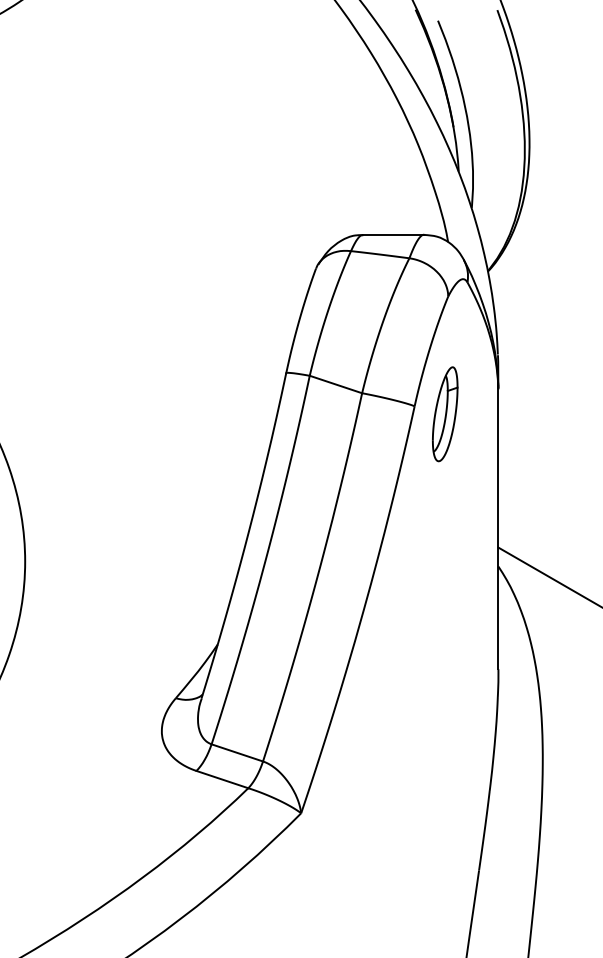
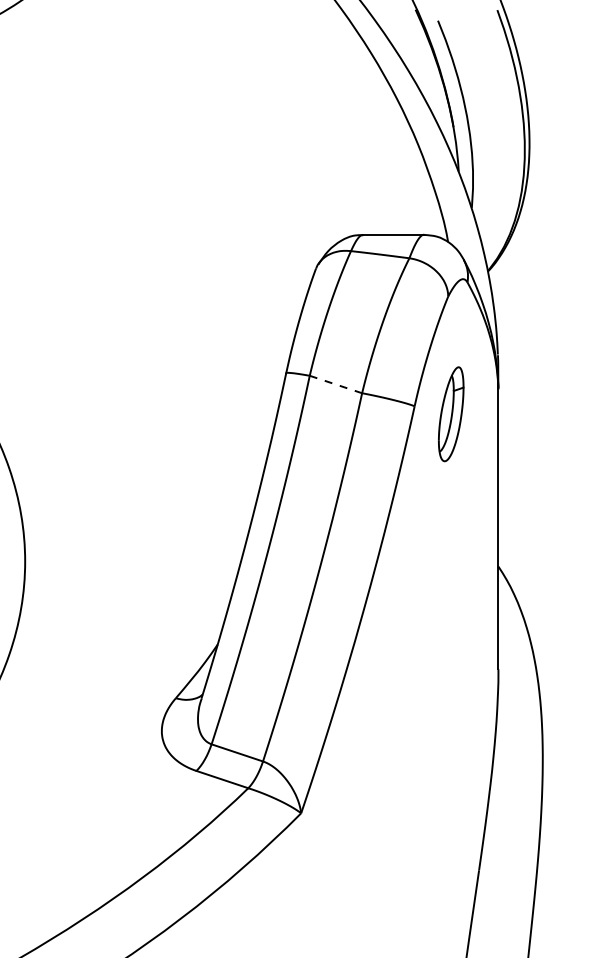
line: solid -> dashed (335, 384)
part position: (445, 414) -> (451, 414) (451, 414)
line: present -> none (548, 576)
